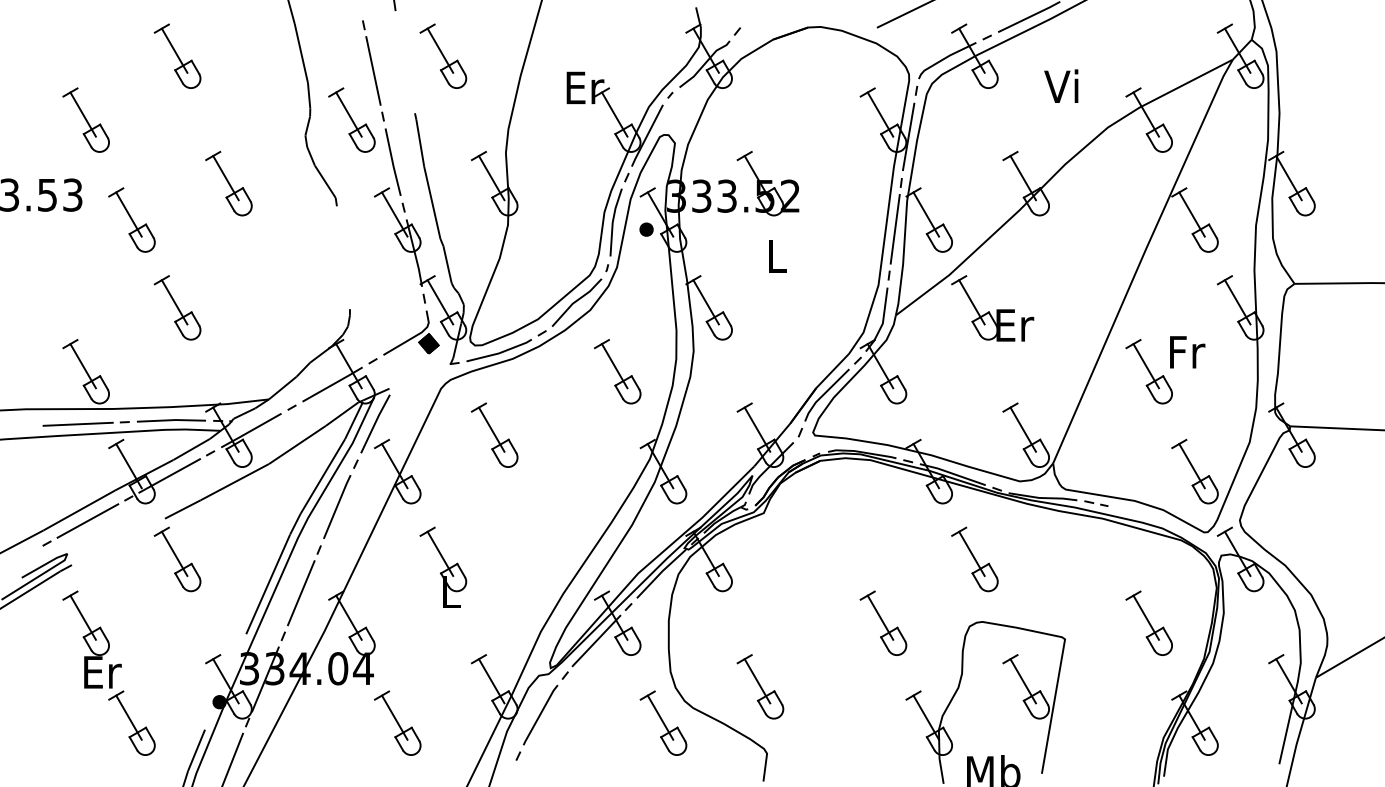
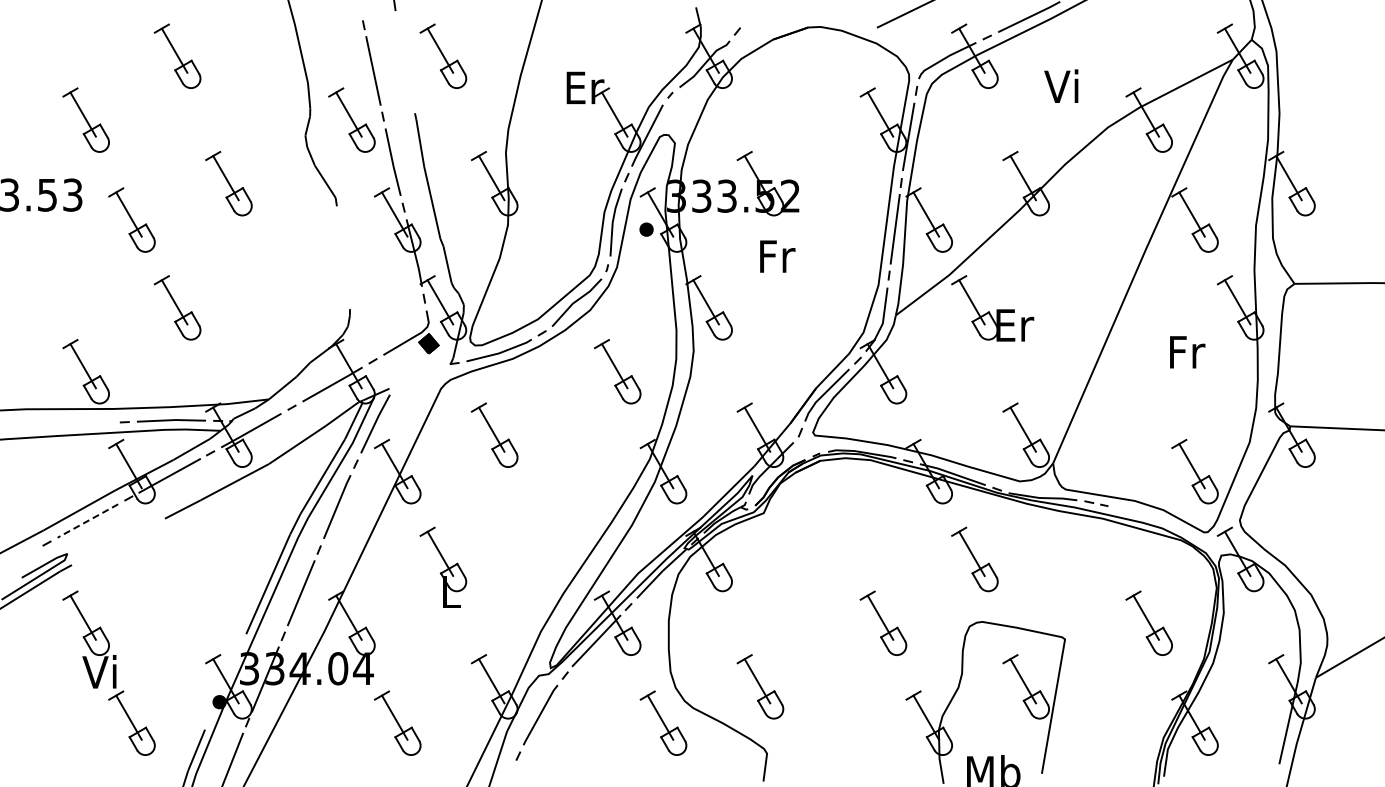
text: L -> Fr (777, 256)
part: present -> none (1148, 371)
line: present -> none (77, 423)
line: solid -> dashed (87, 521)
part: present -> none (177, 559)
text: Er -> Vi (101, 671)
